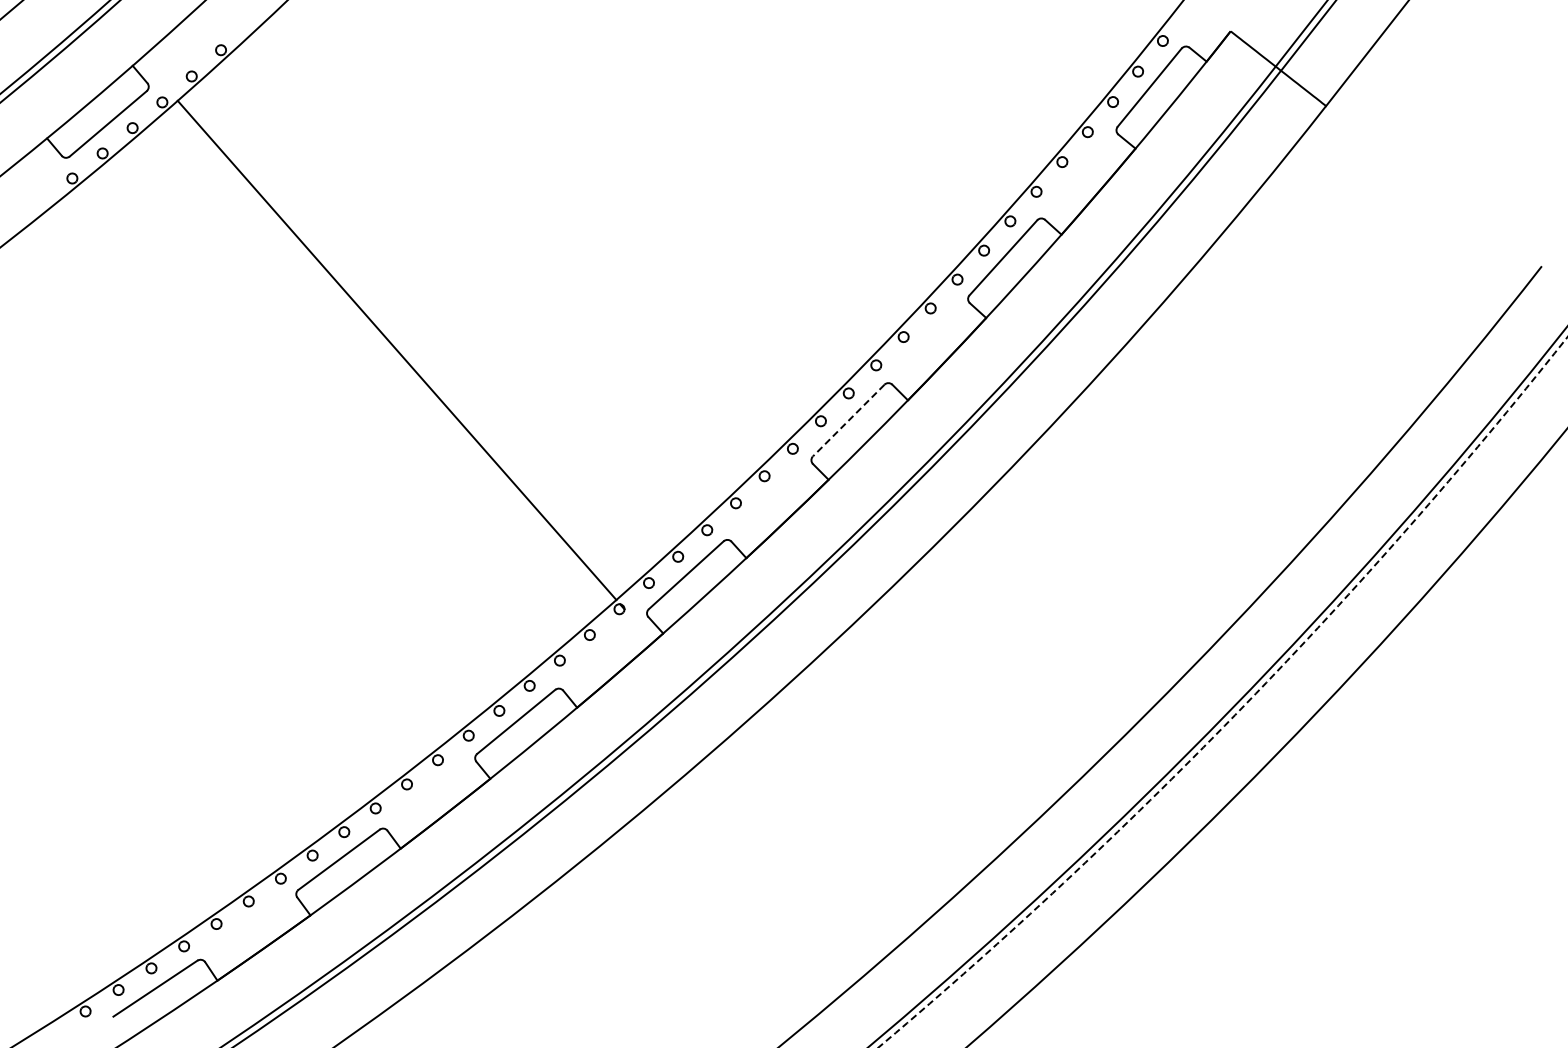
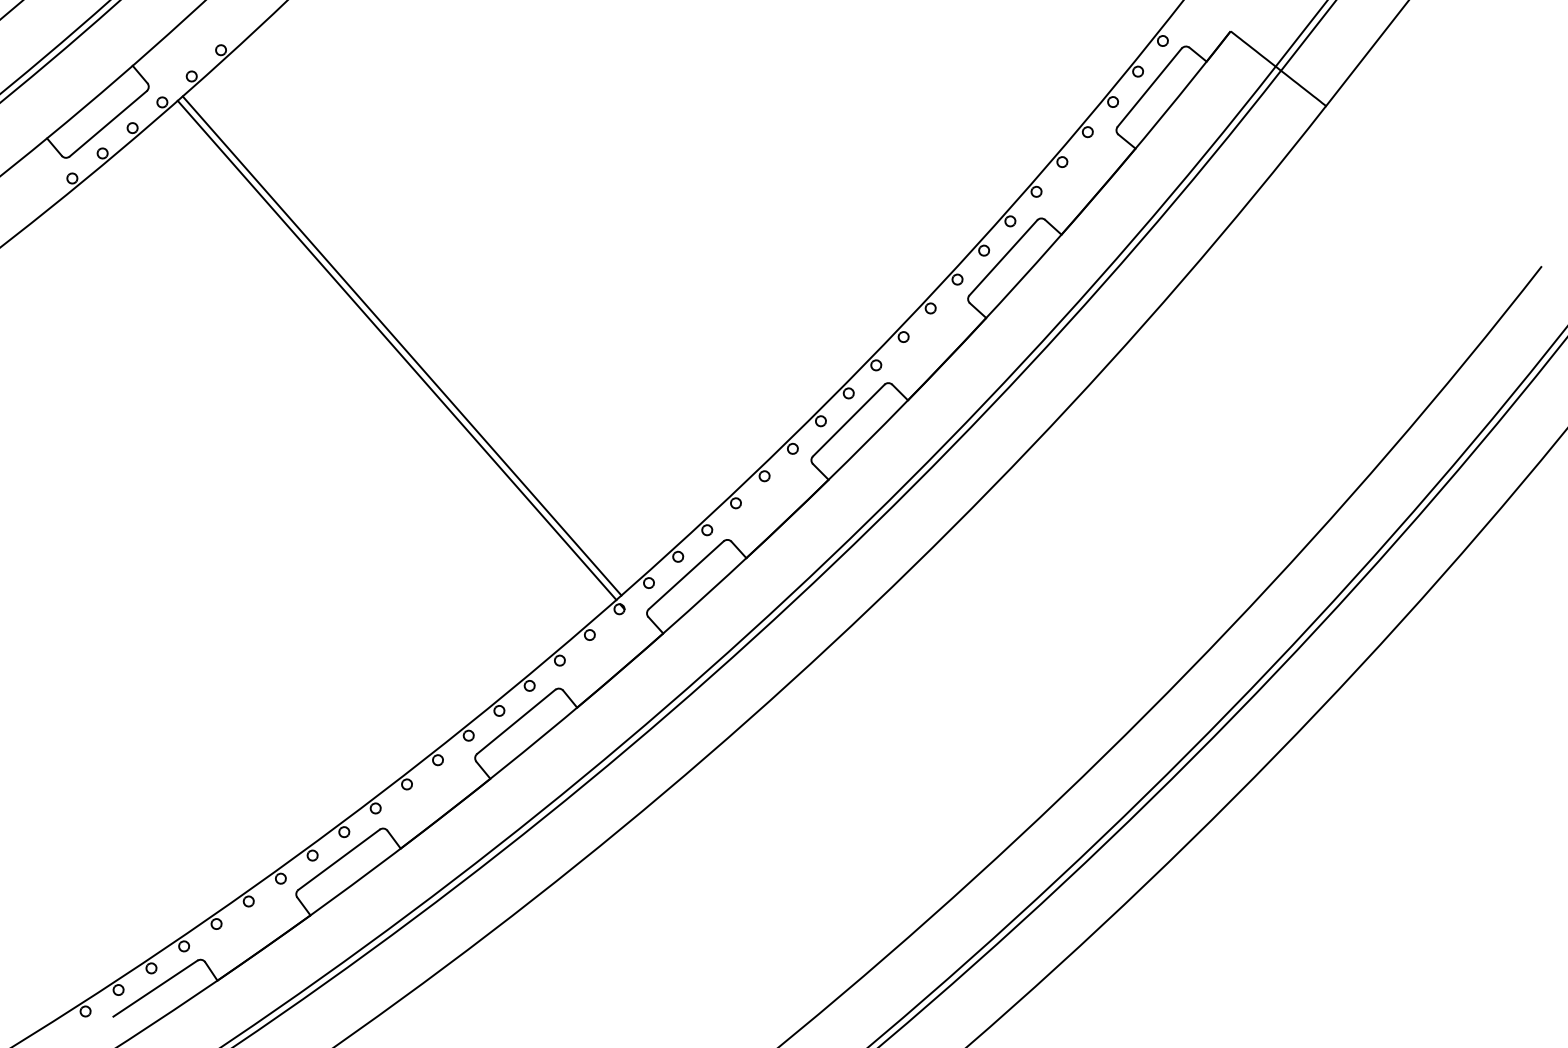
line: none -> present (401, 345)
line: dashed -> solid (848, 420)
arc: dashed -> solid (1241, 708)
